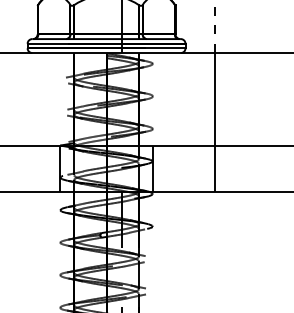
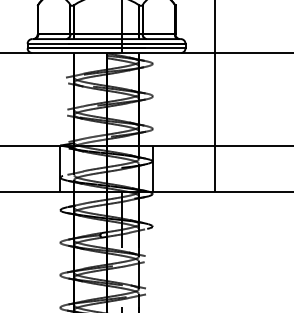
line: dashed -> solid (214, 26)
